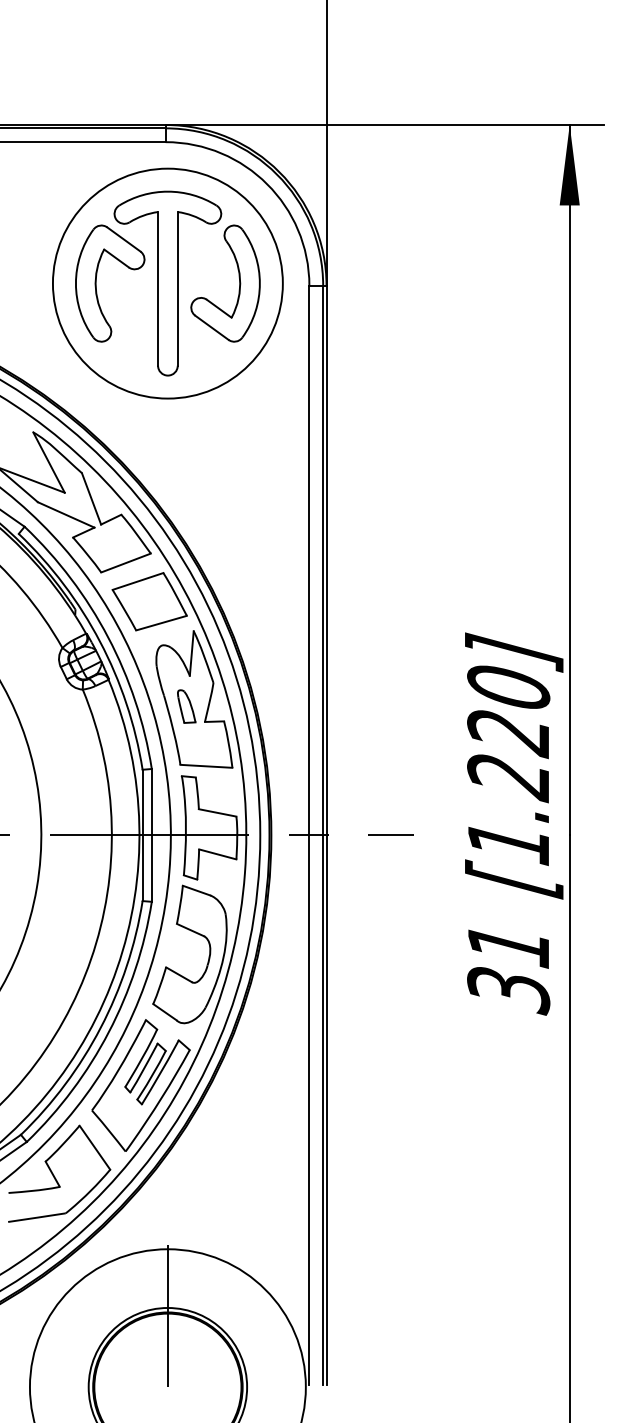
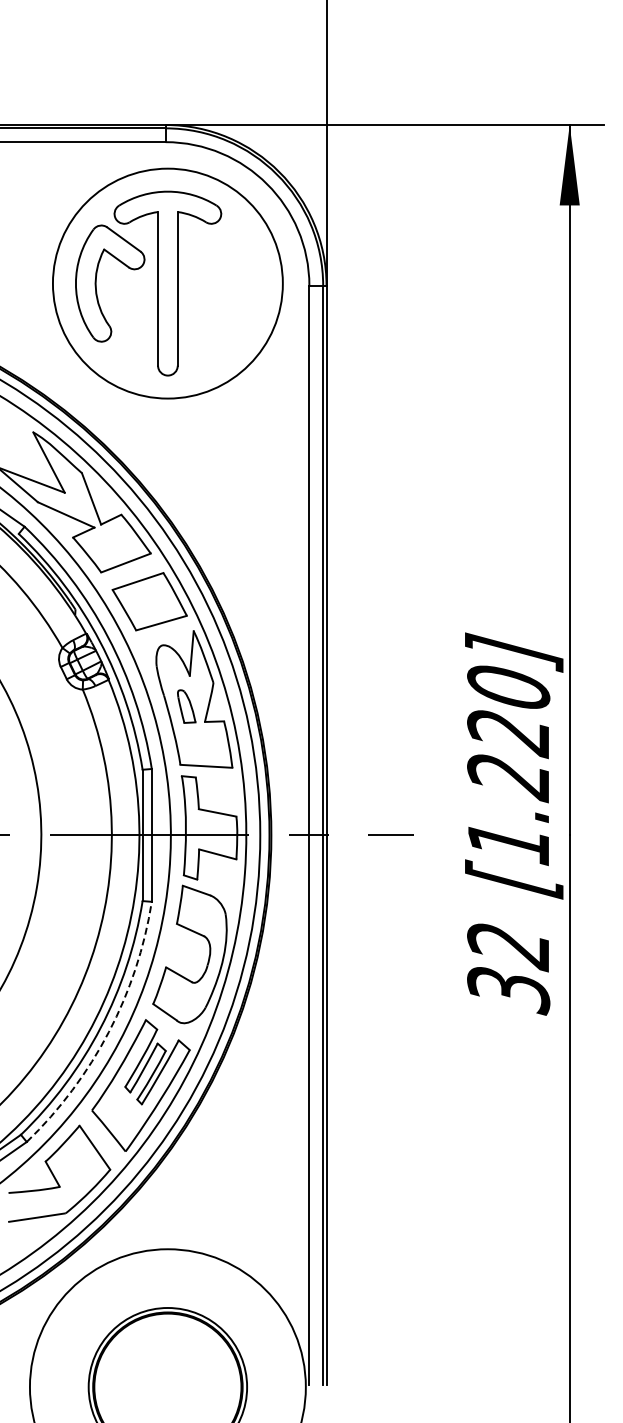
part: present -> none (239, 283)
text: 31 -> 32 (507, 947)
arc: solid -> dashed (108, 1032)
line: present -> none (167, 1315)
